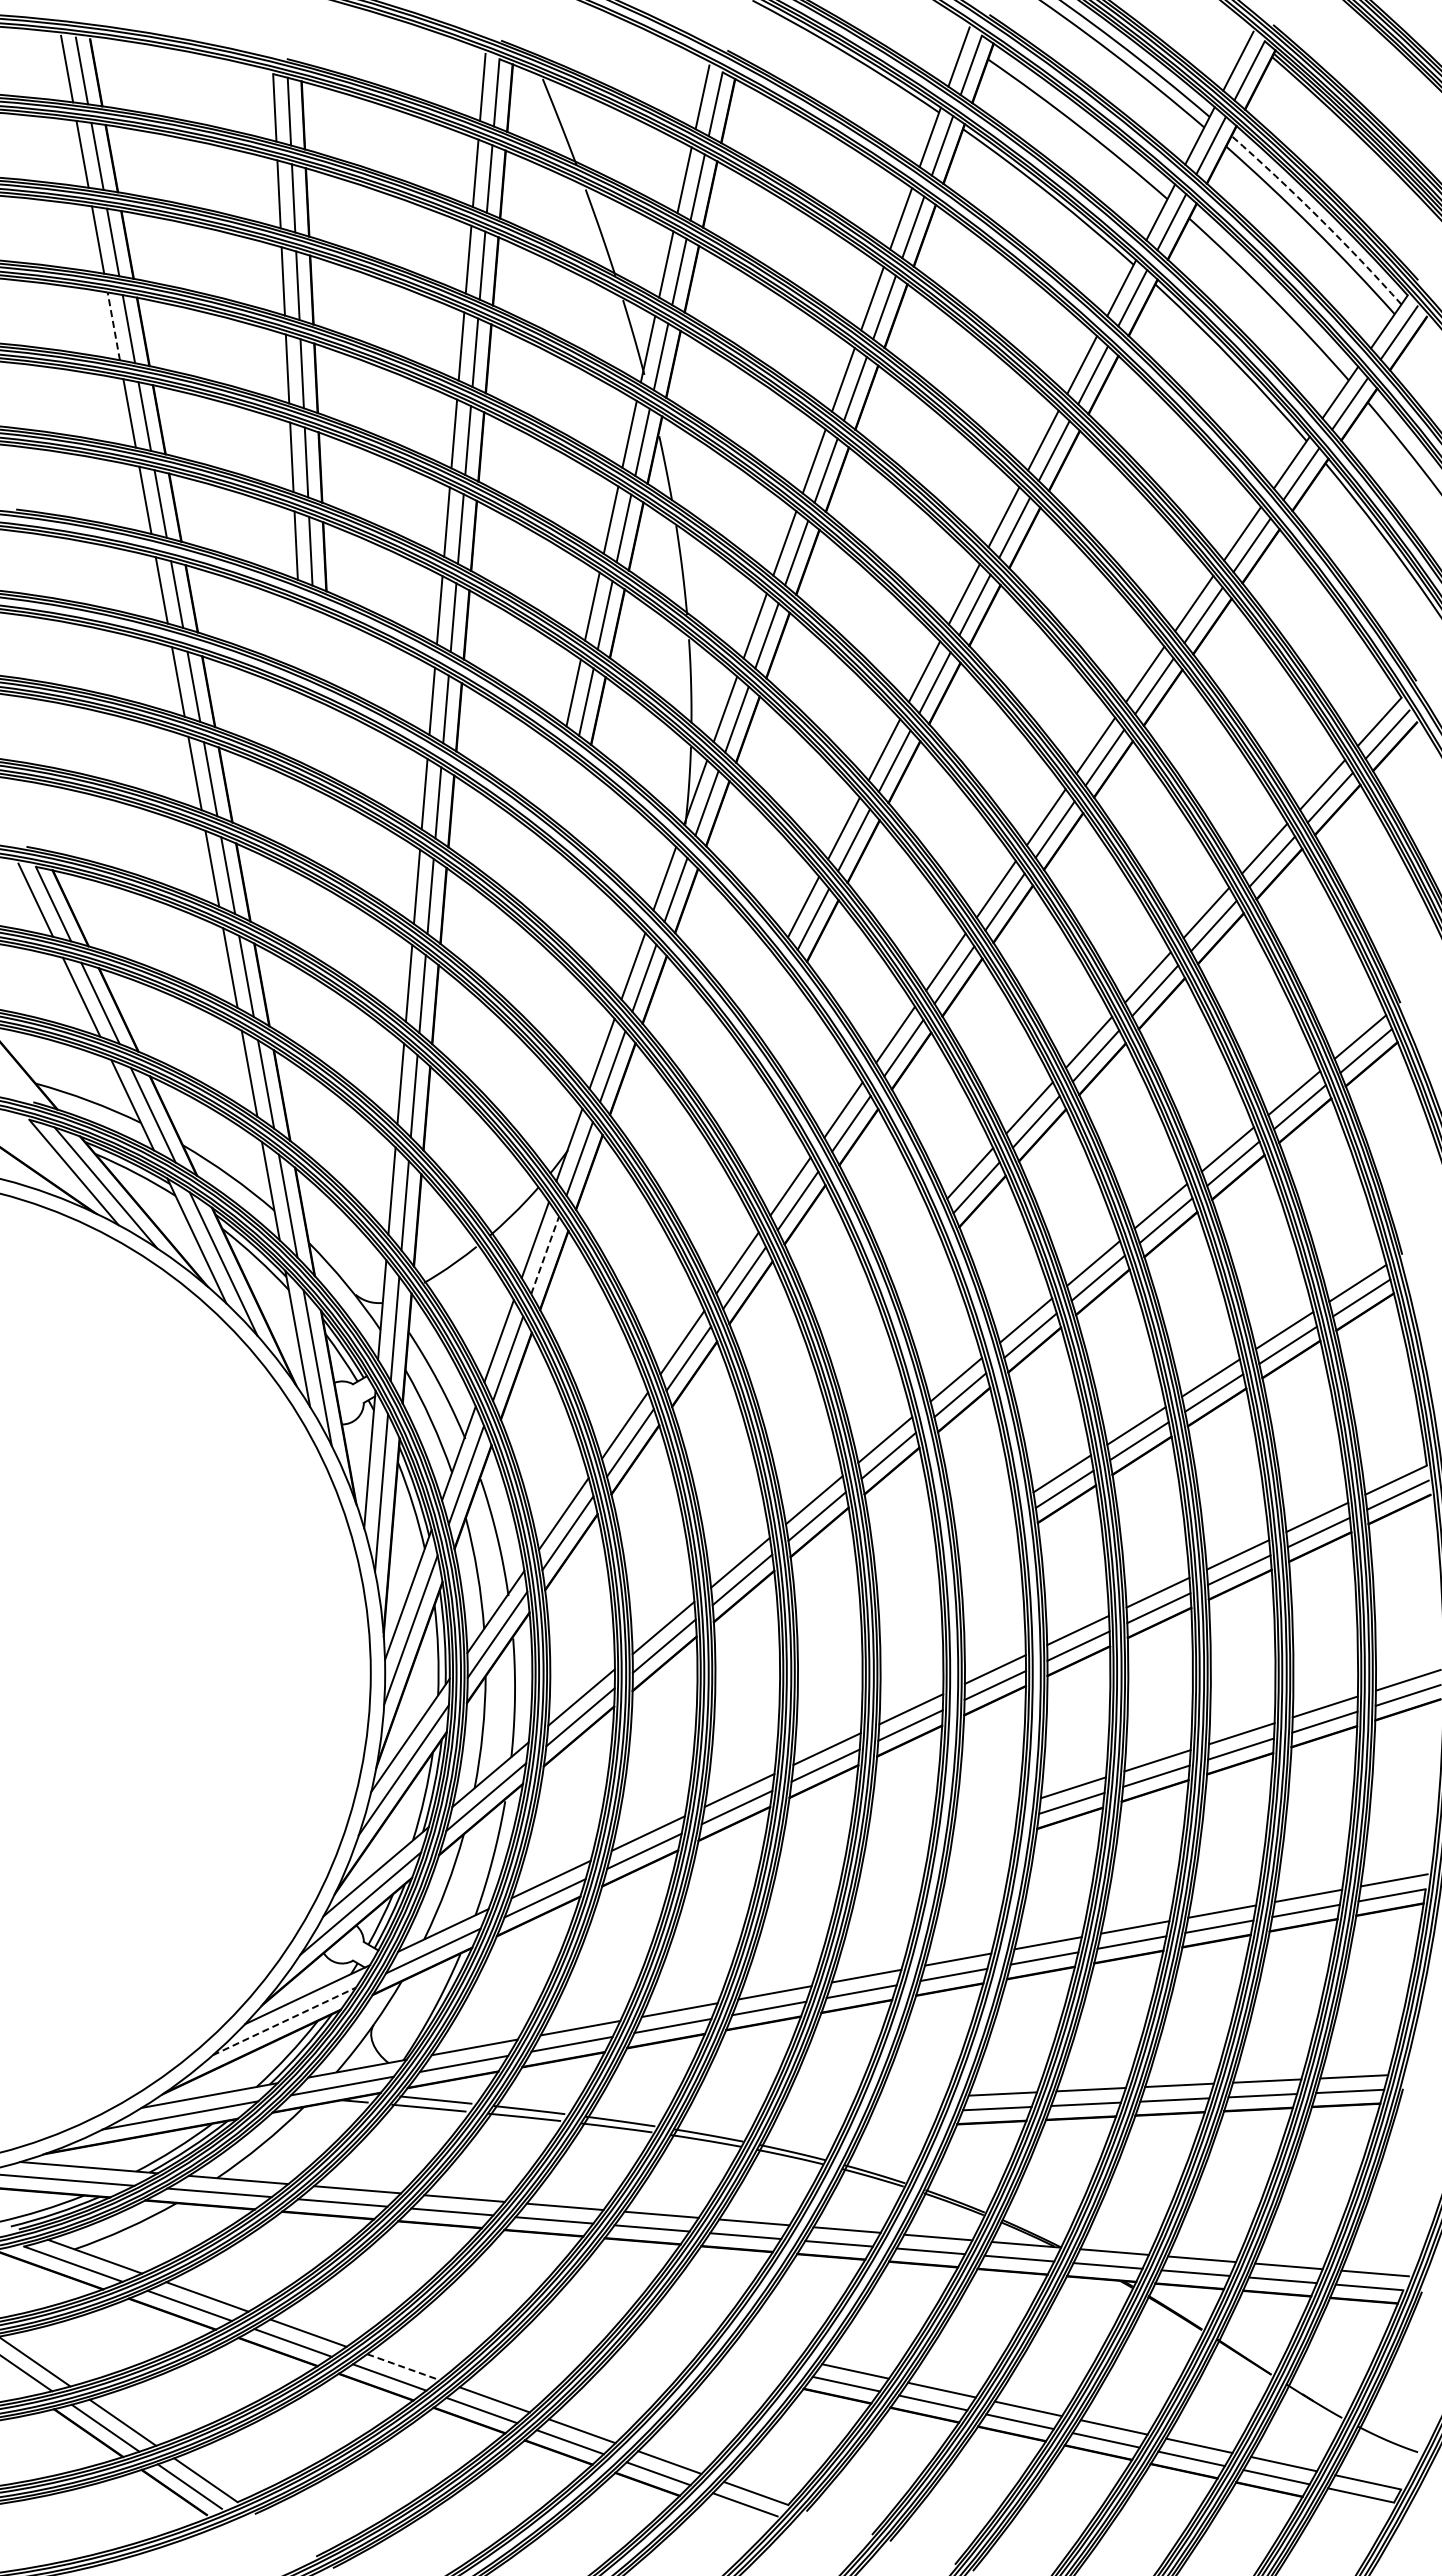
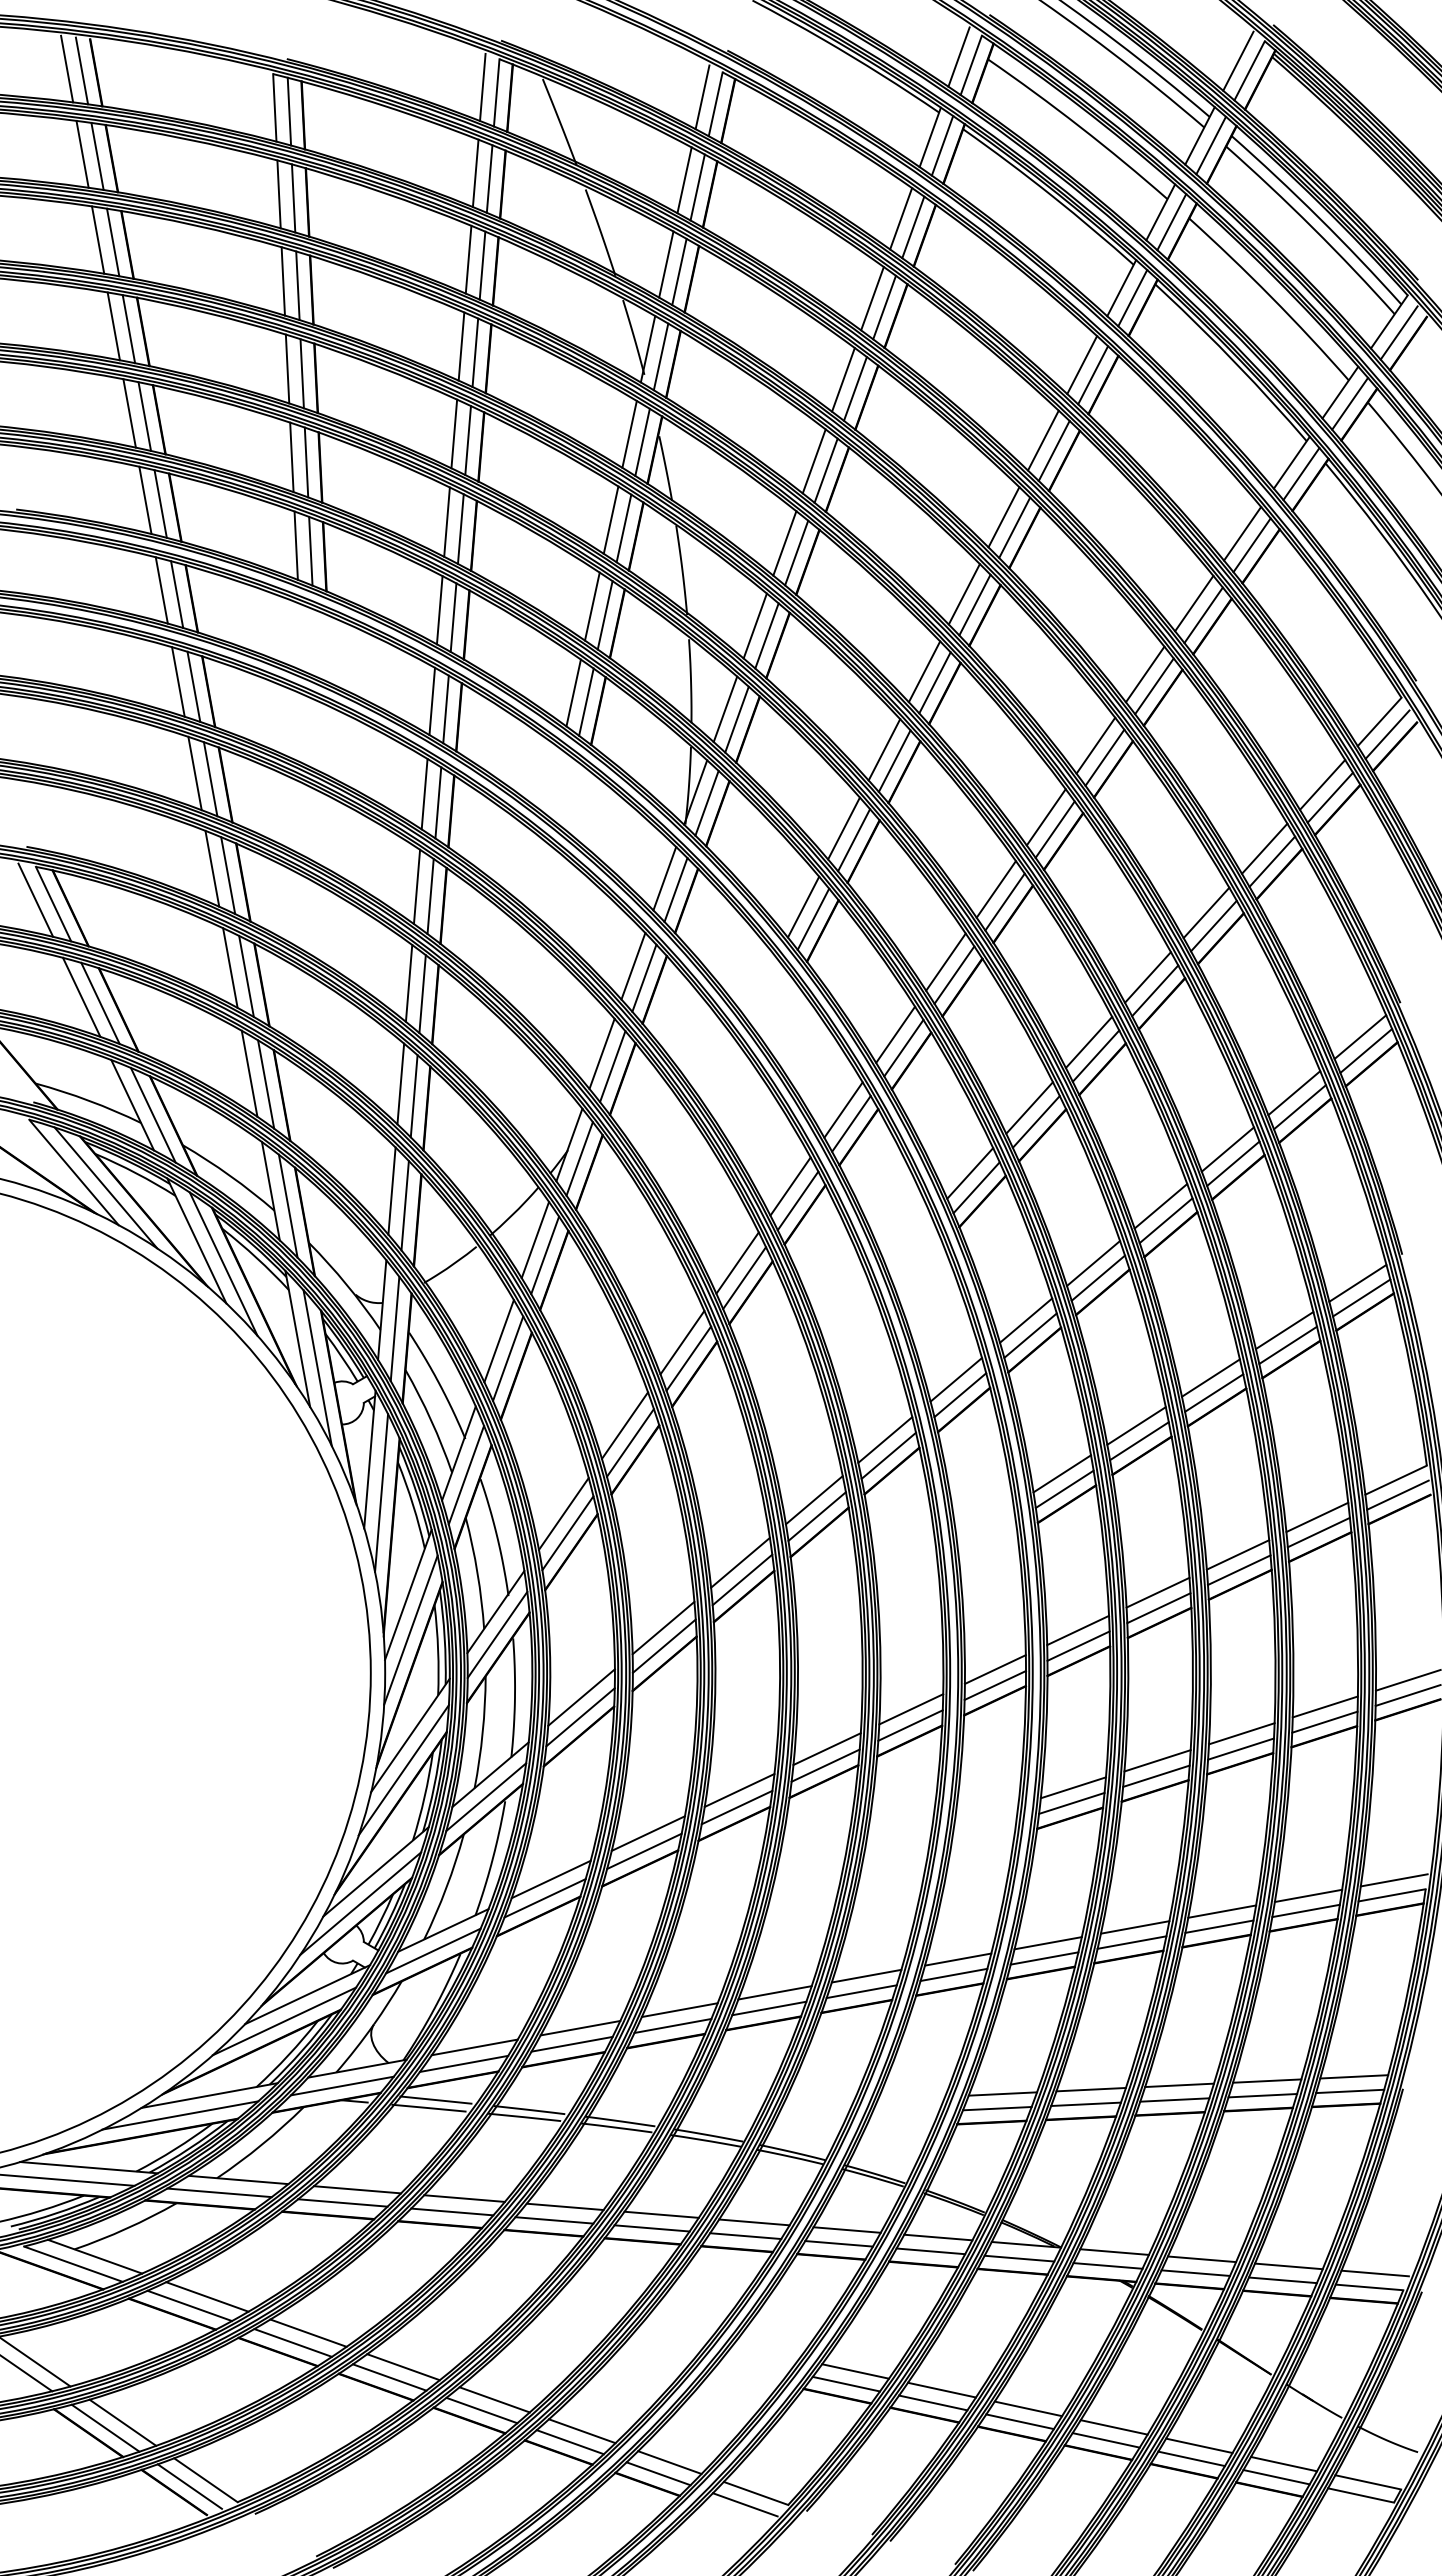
arc: dashed -> solid (1319, 217)
line: dashed -> solid (113, 325)
line: dashed -> solid (545, 1254)
line: dashed -> solid (284, 2021)
line: dashed -> solid (403, 2367)
